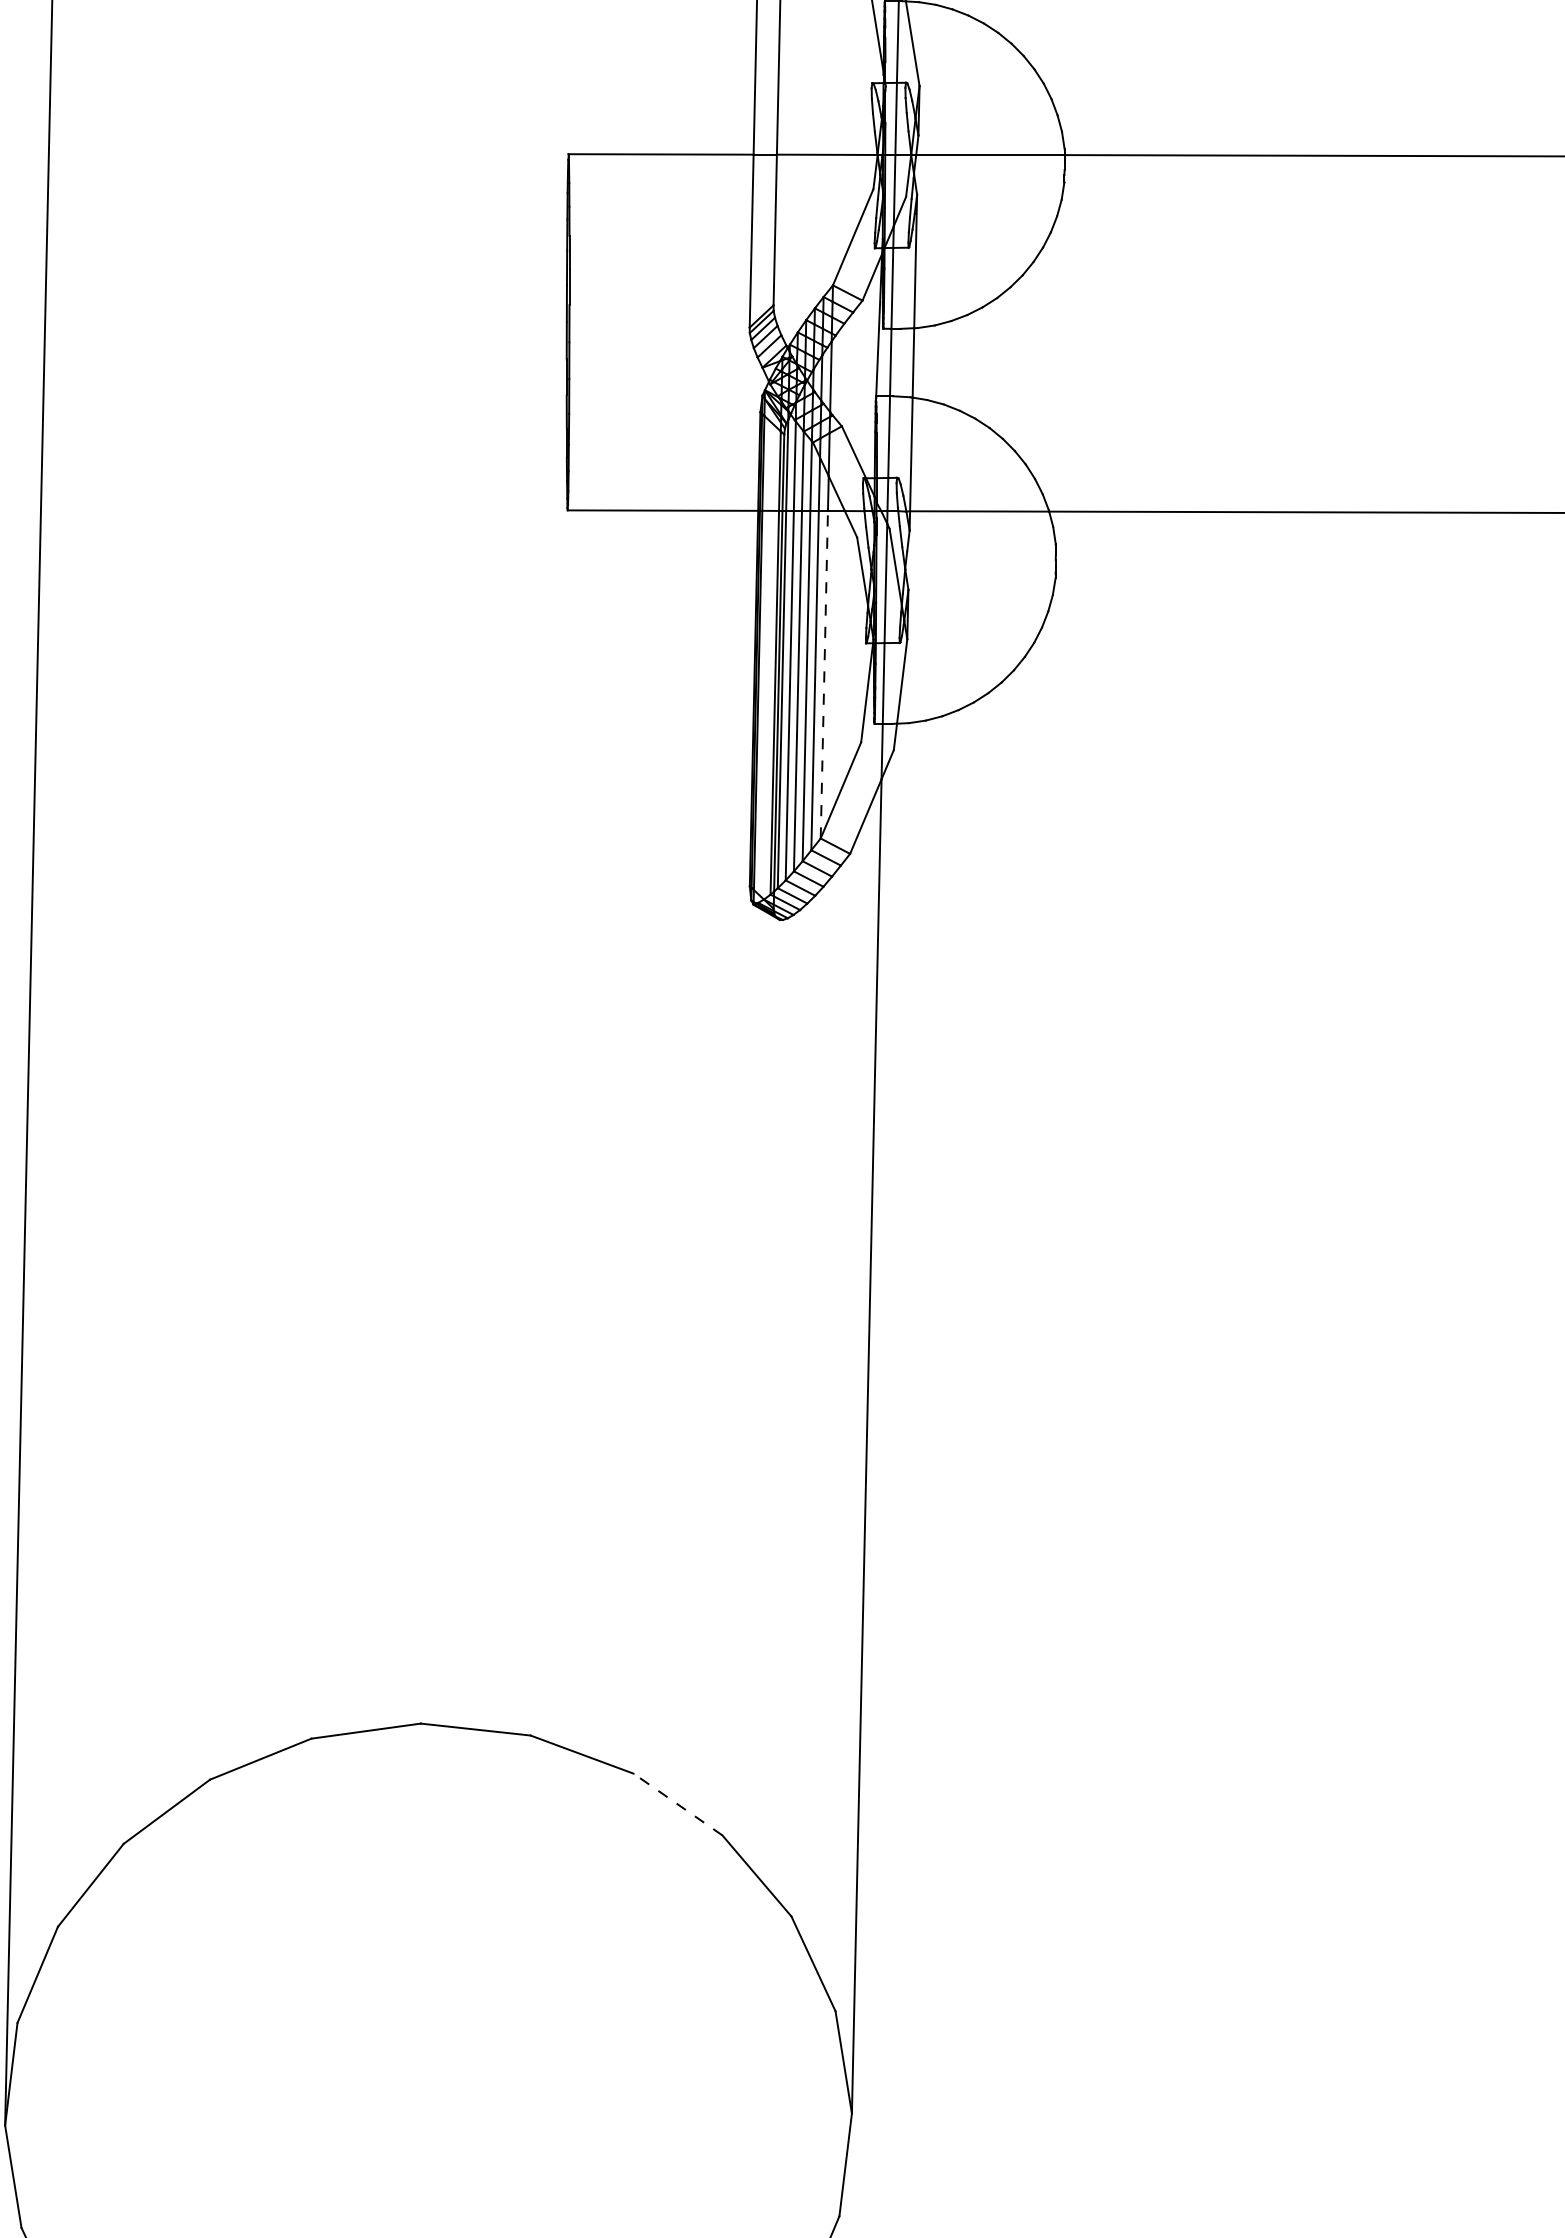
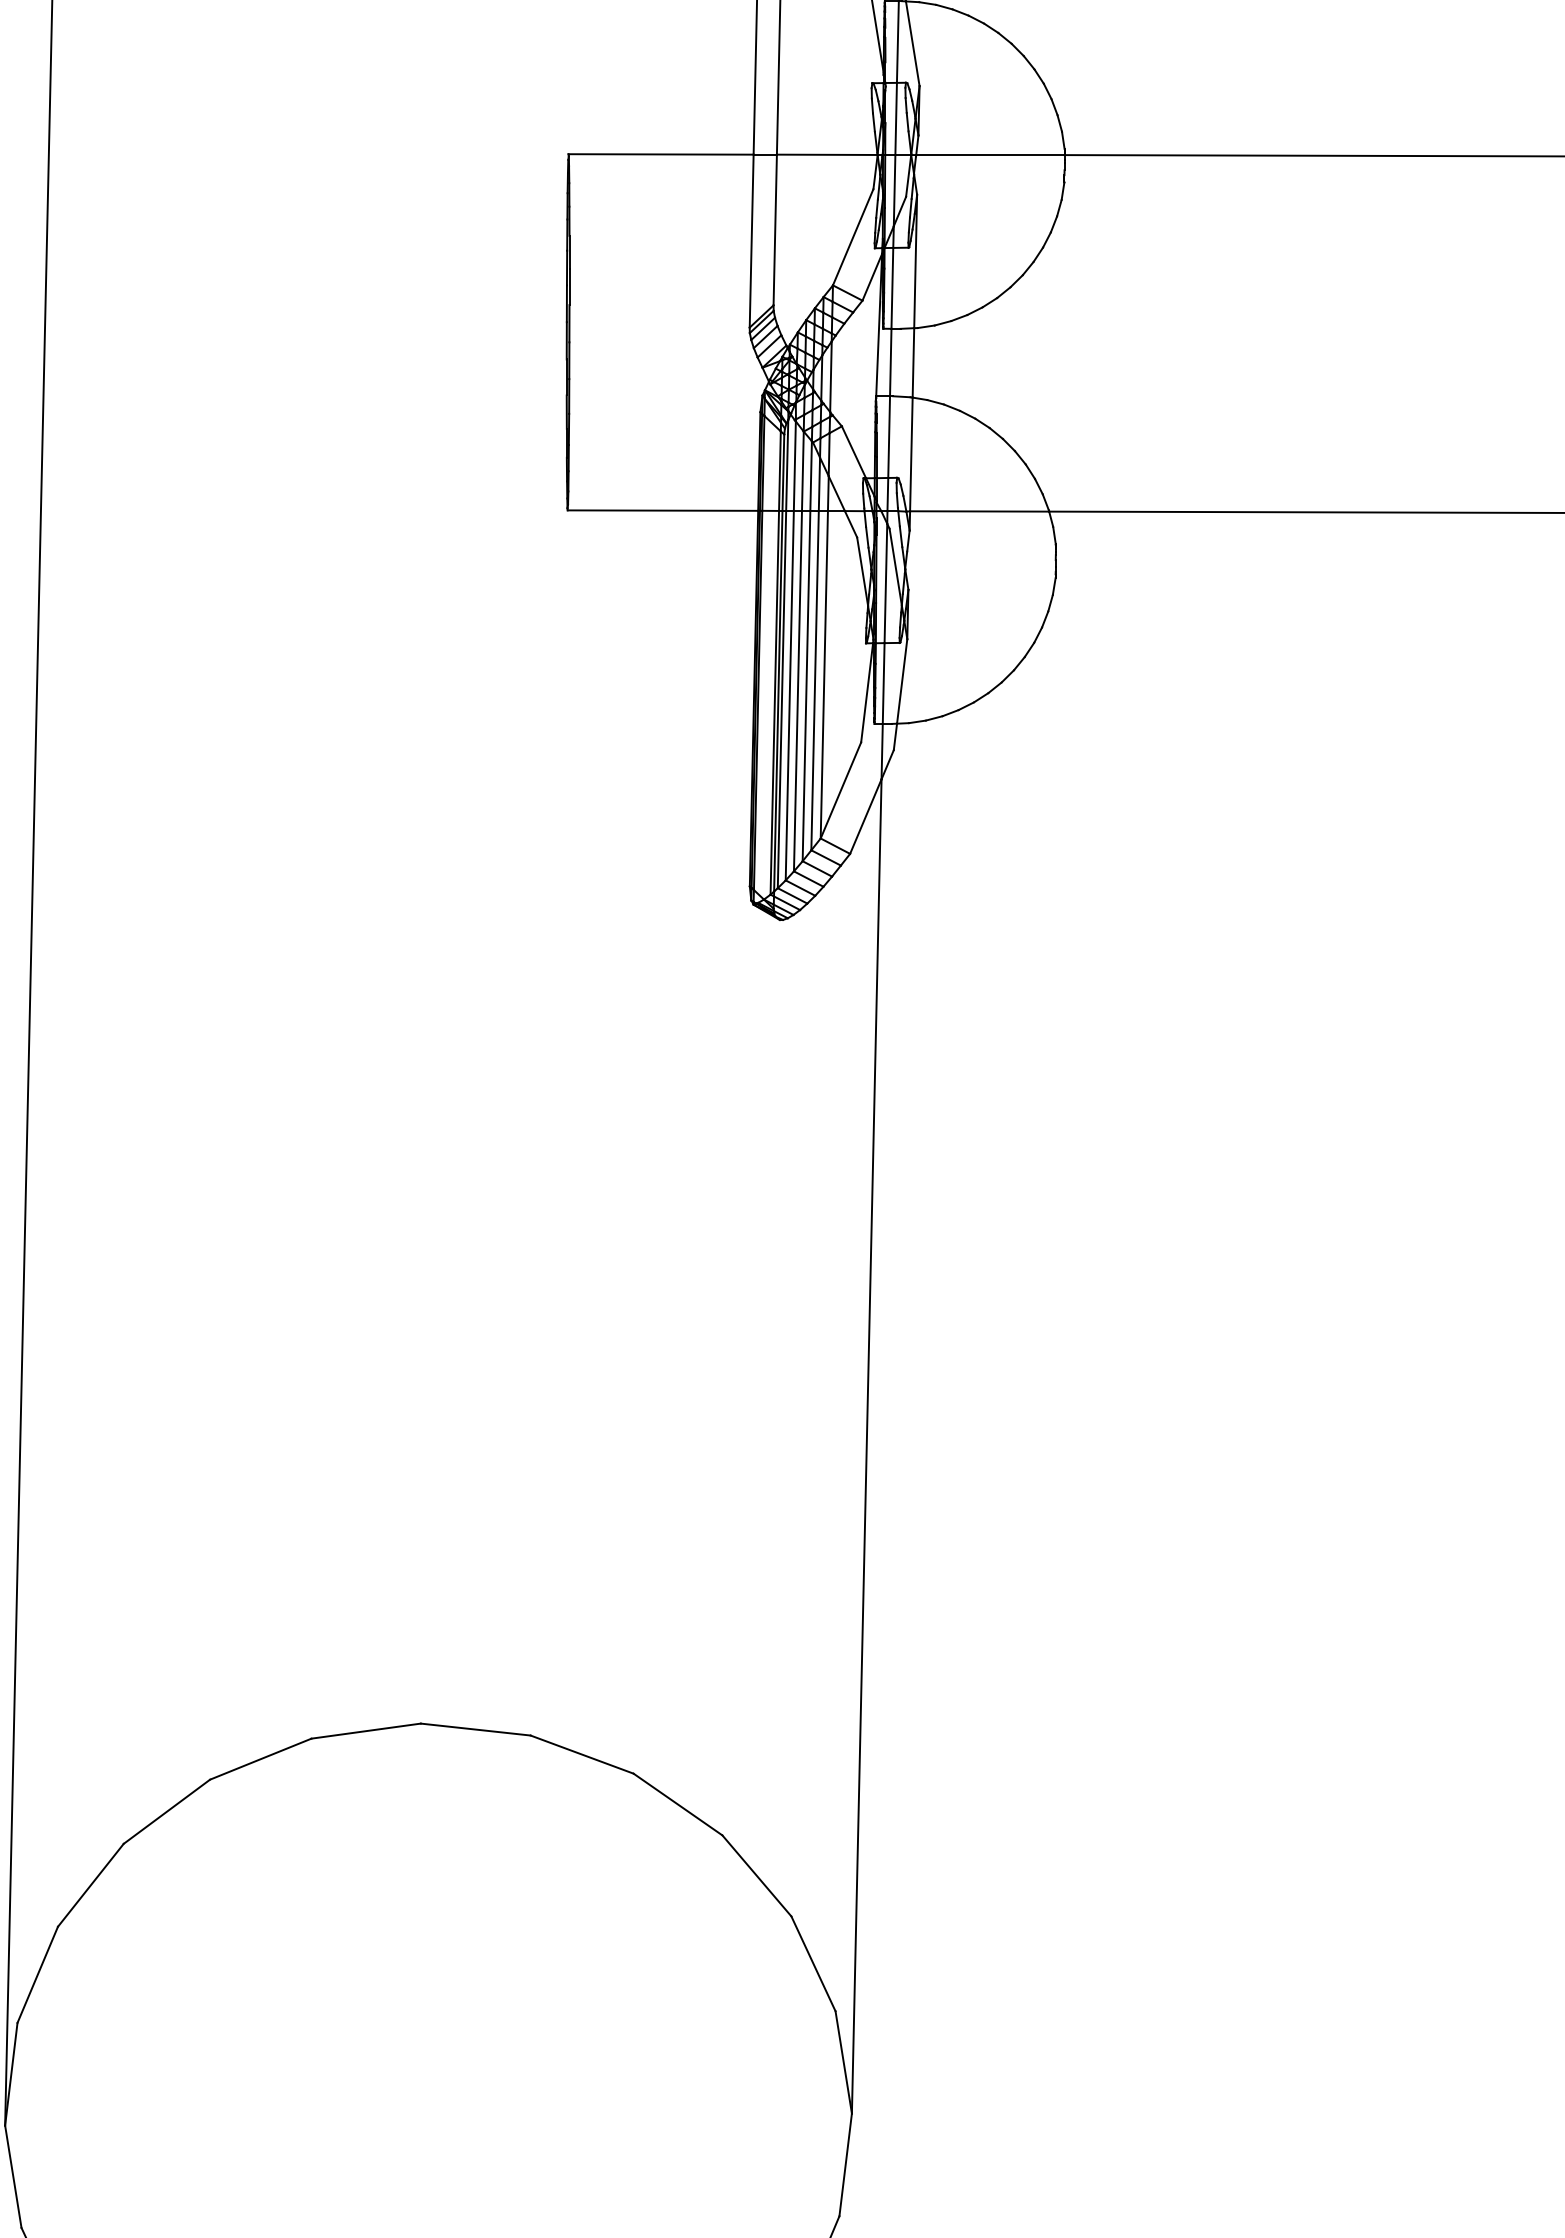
line: dashed -> solid (824, 674)
line: dashed -> solid (677, 1804)
